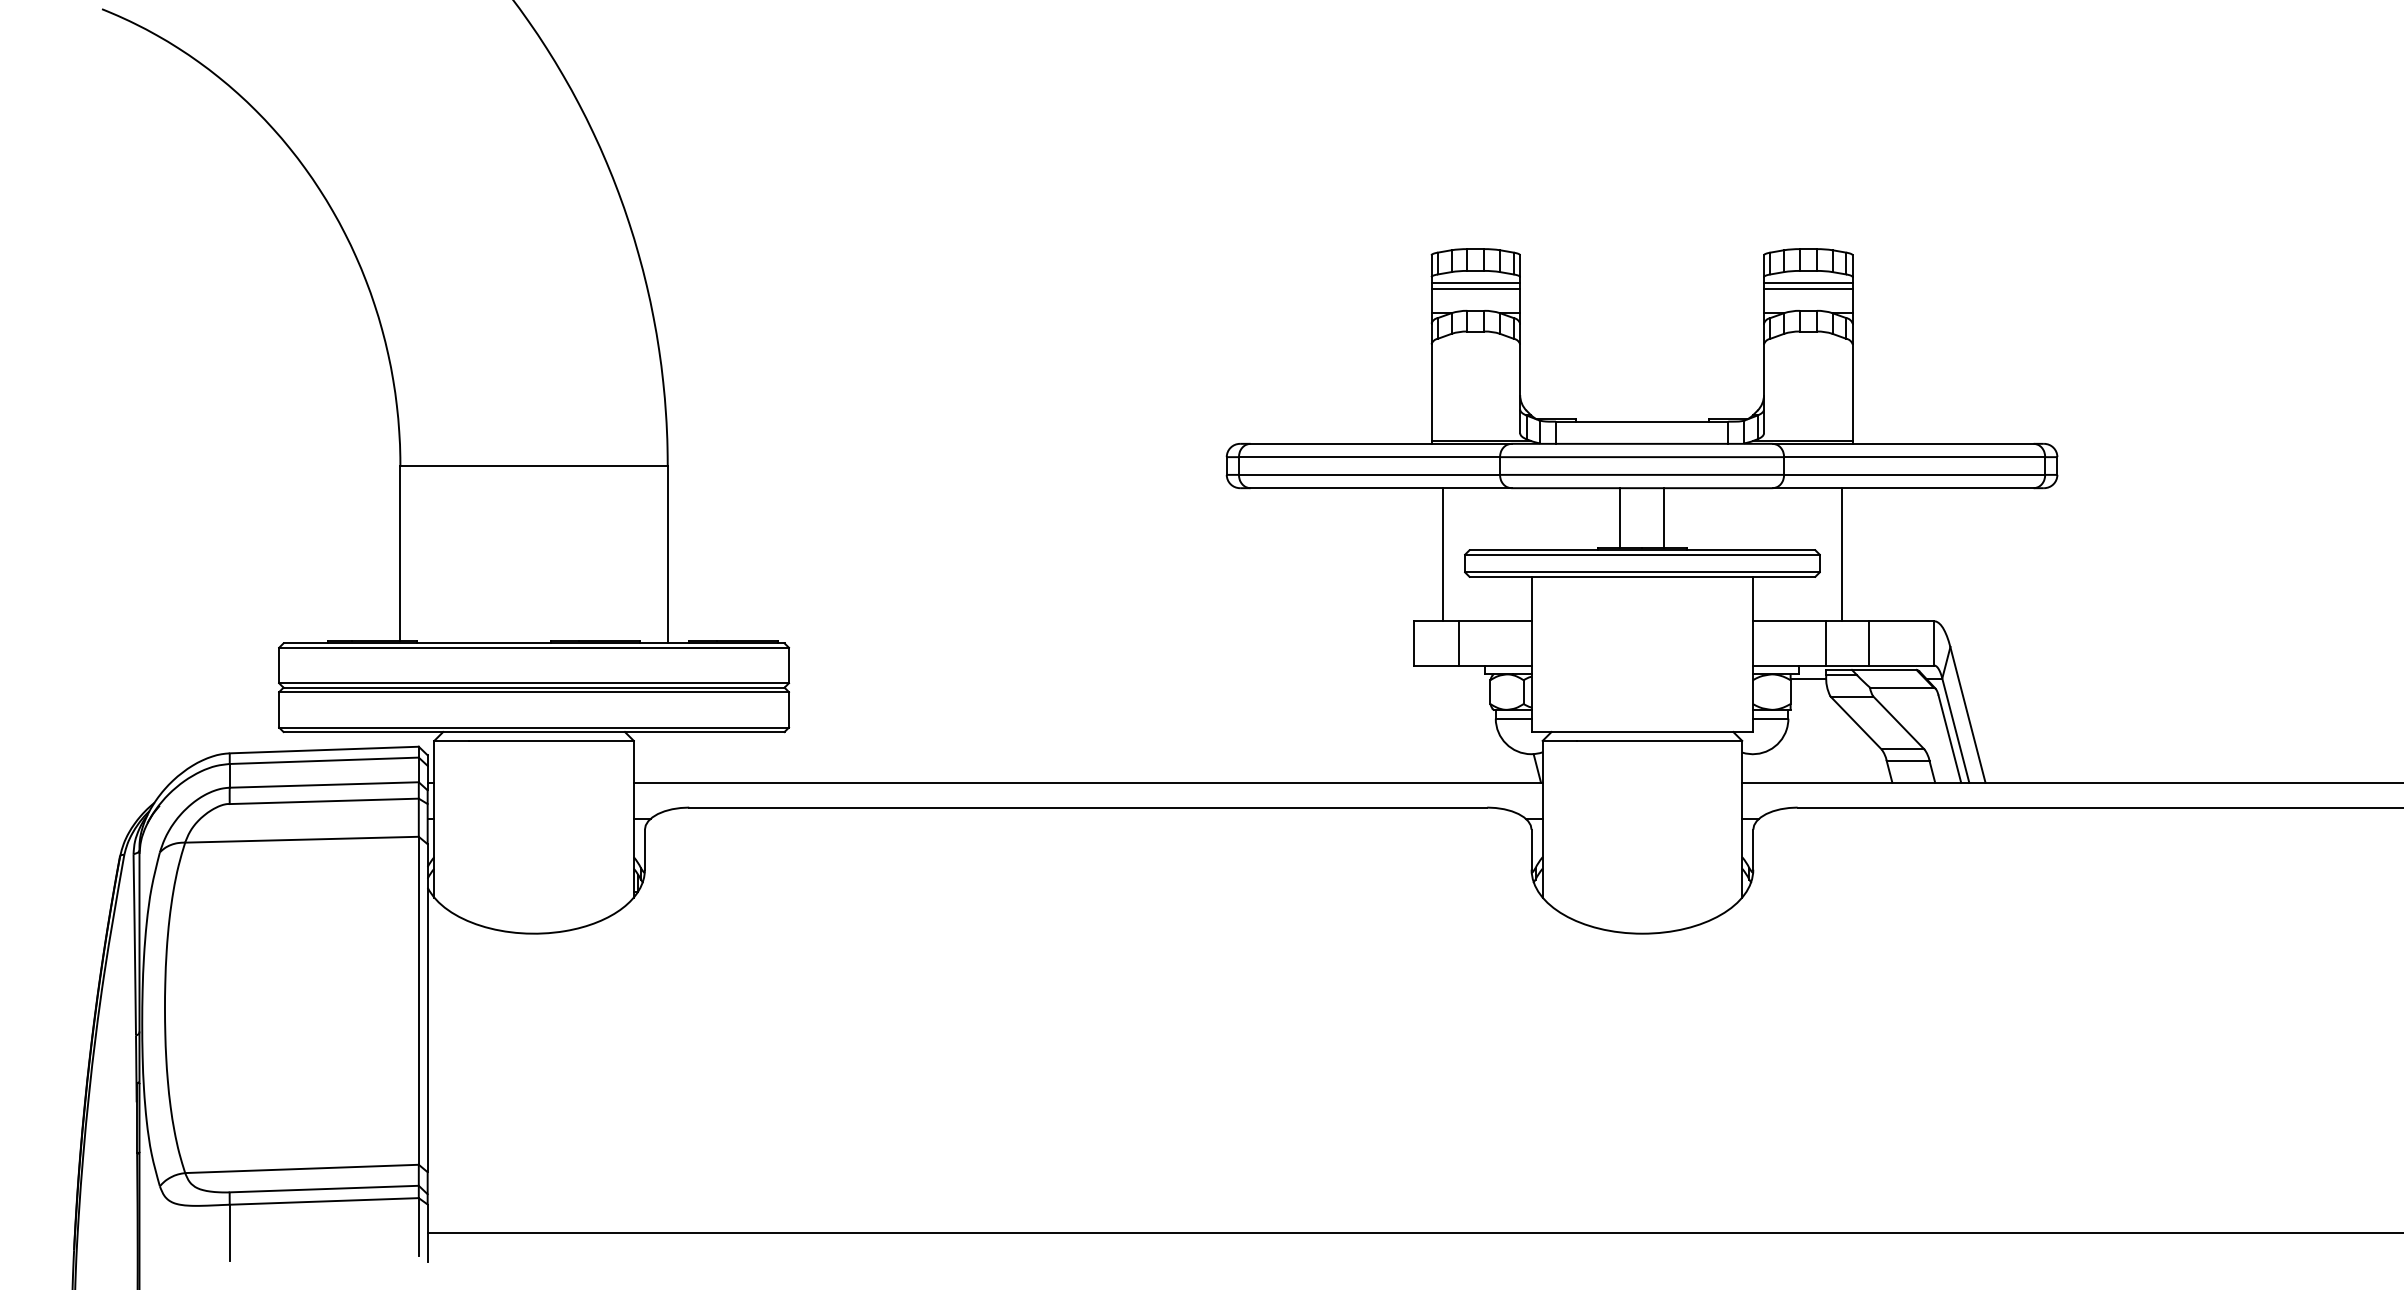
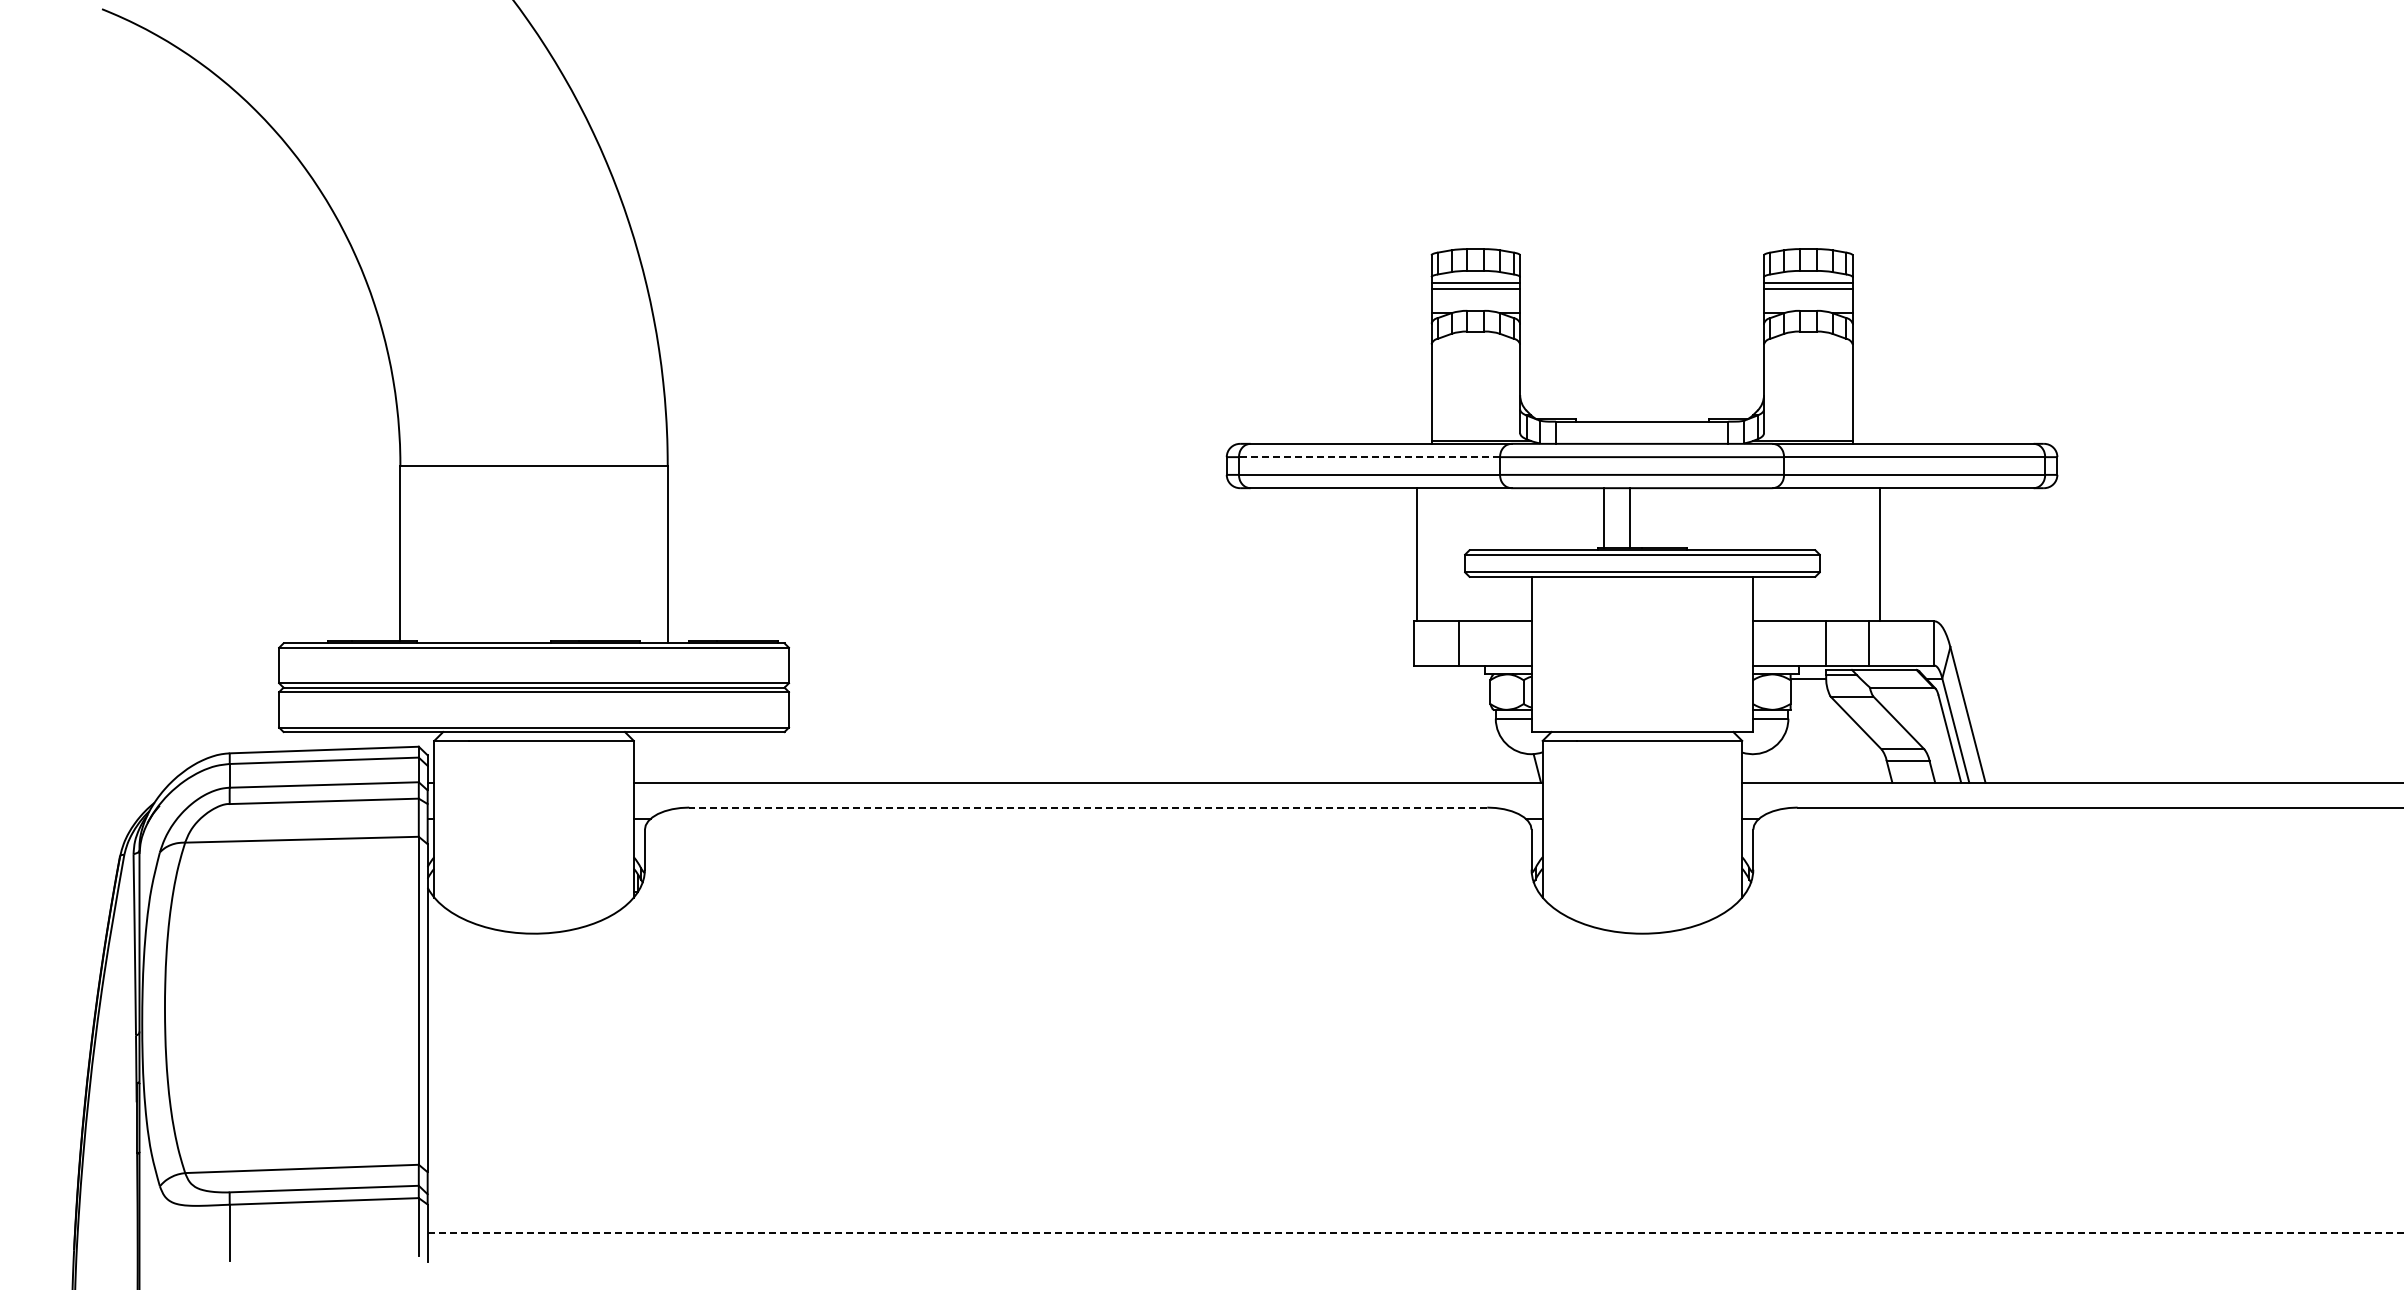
line: solid -> dashed (1369, 457)
line position: (1619, 518) -> (1603, 518) (1603, 518)
line position: (1664, 518) -> (1630, 518) (1630, 518)
line position: (1442, 554) -> (1416, 554) (1416, 554)
line position: (1841, 554) -> (1879, 554) (1879, 554)
line: solid -> dashed (1087, 807)
line: solid -> dashed (1415, 1233)
